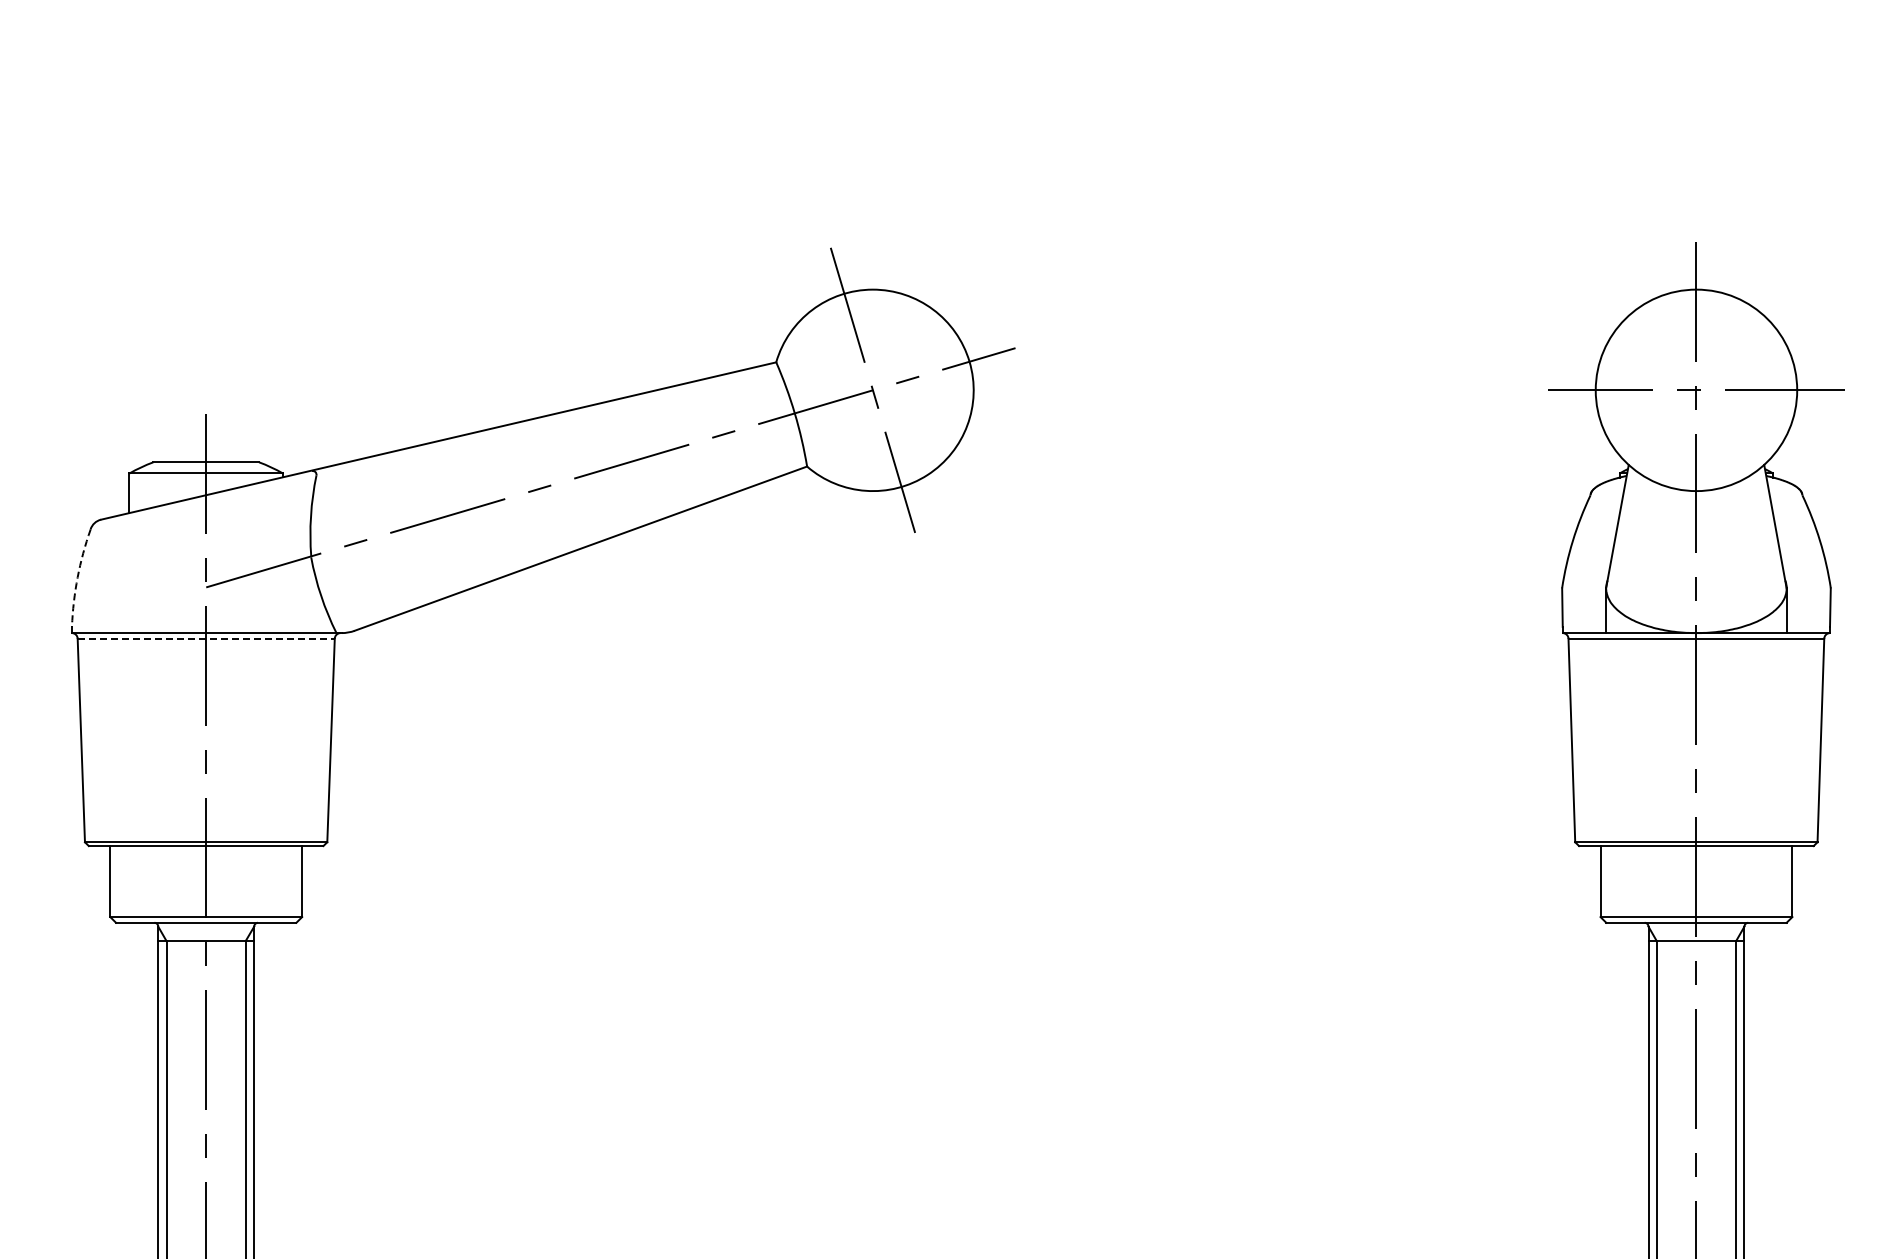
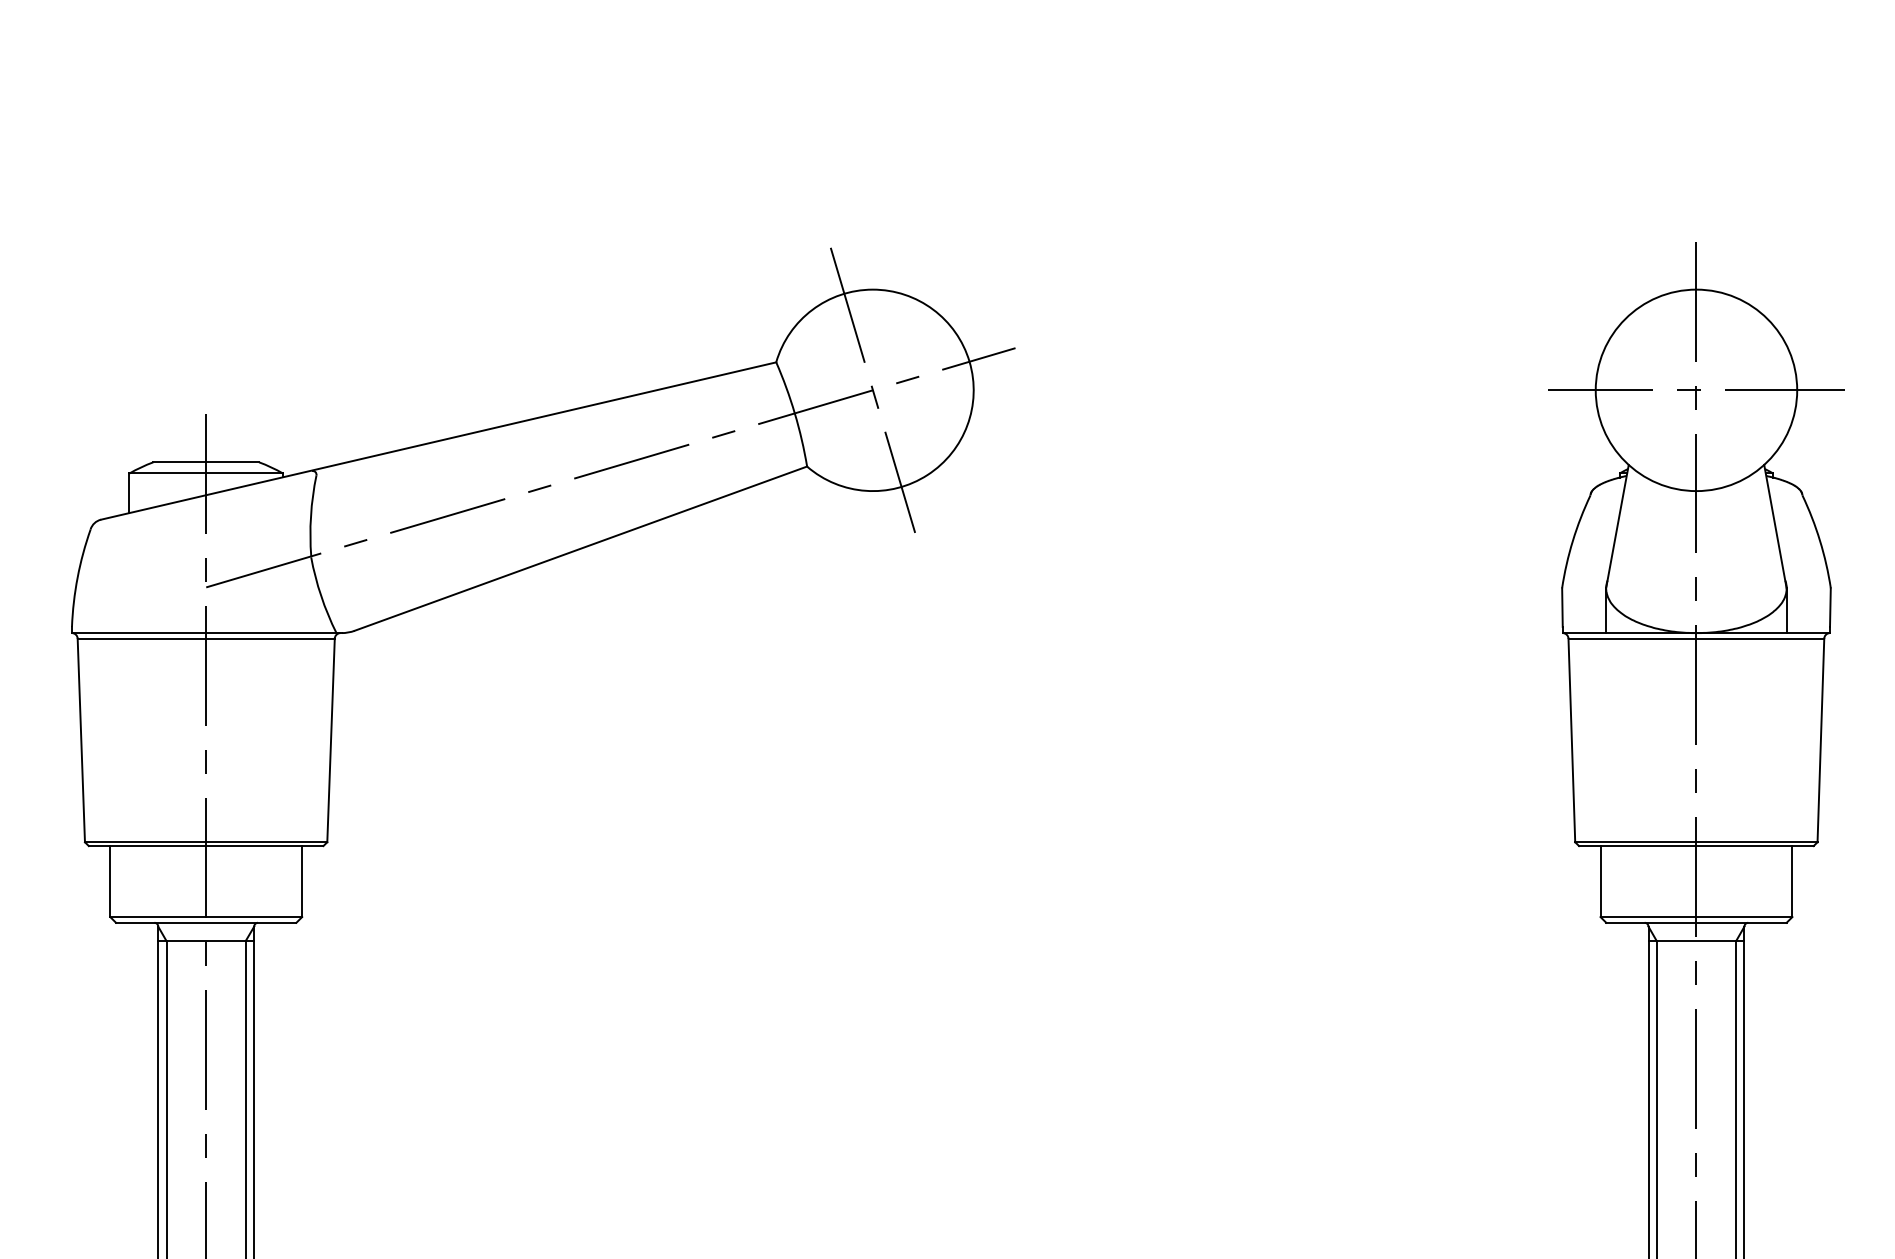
arc: dashed -> solid (77, 577)
line: dashed -> solid (206, 638)
